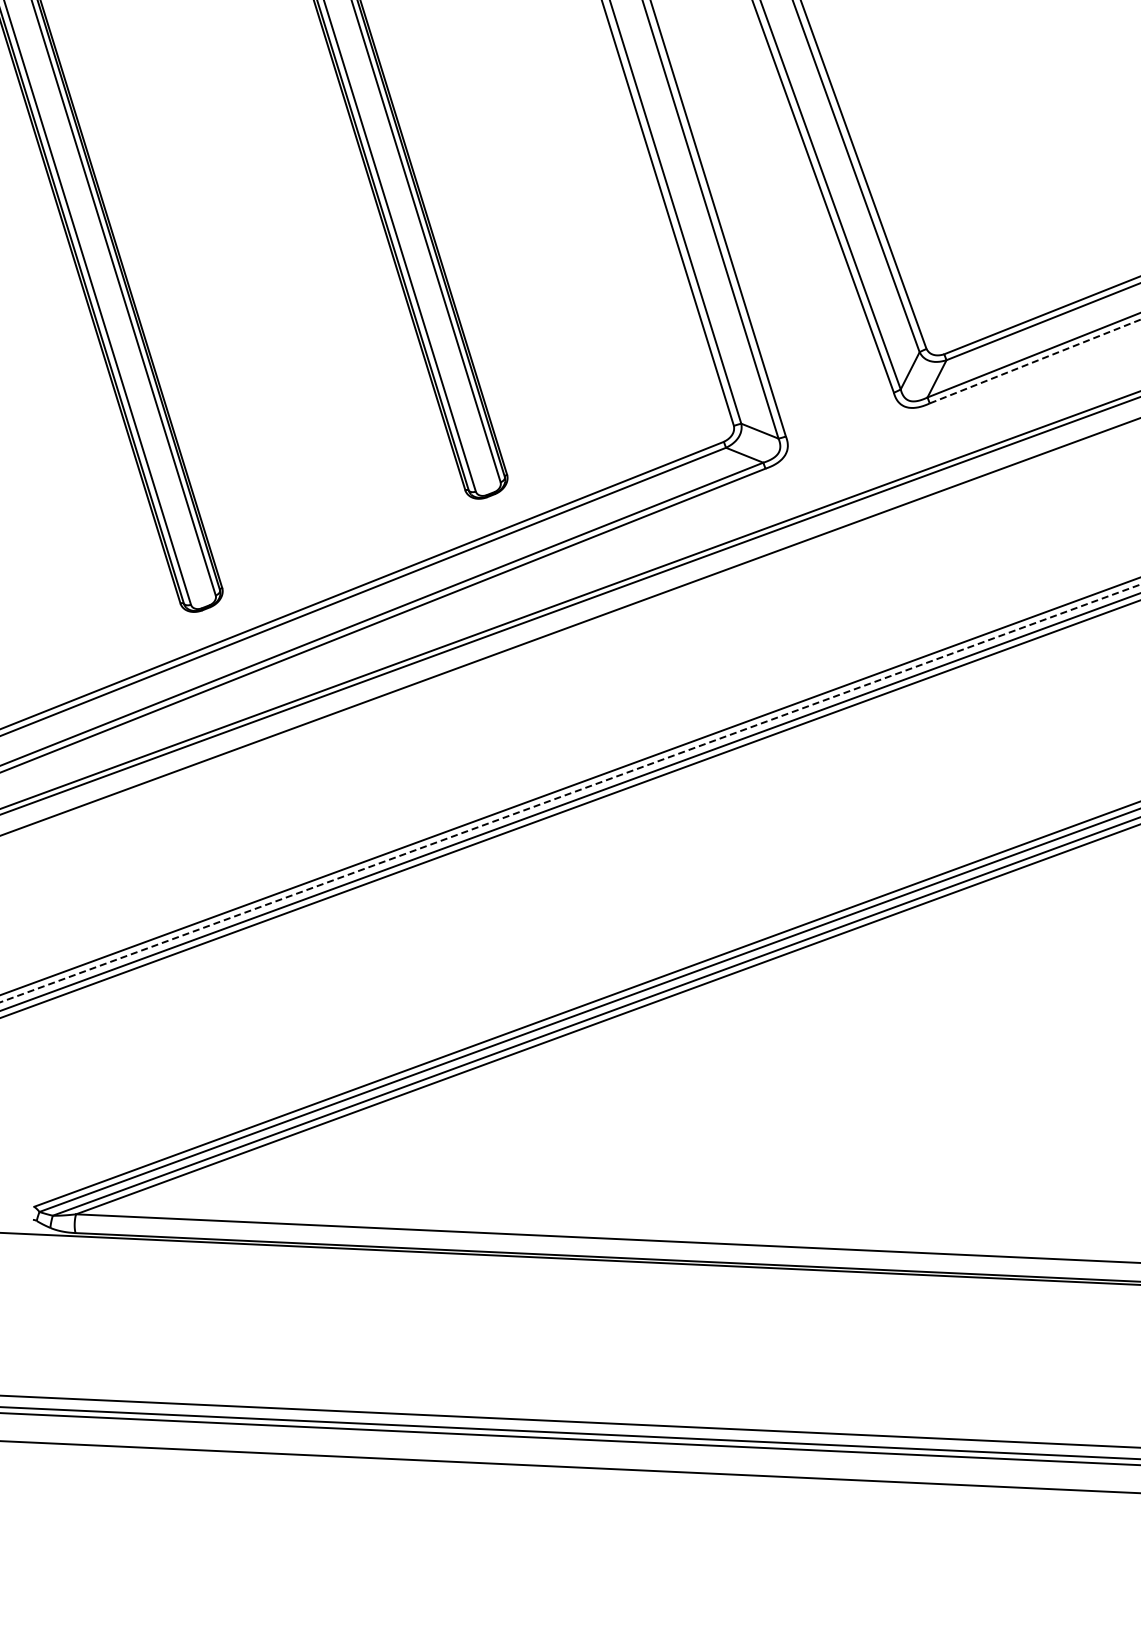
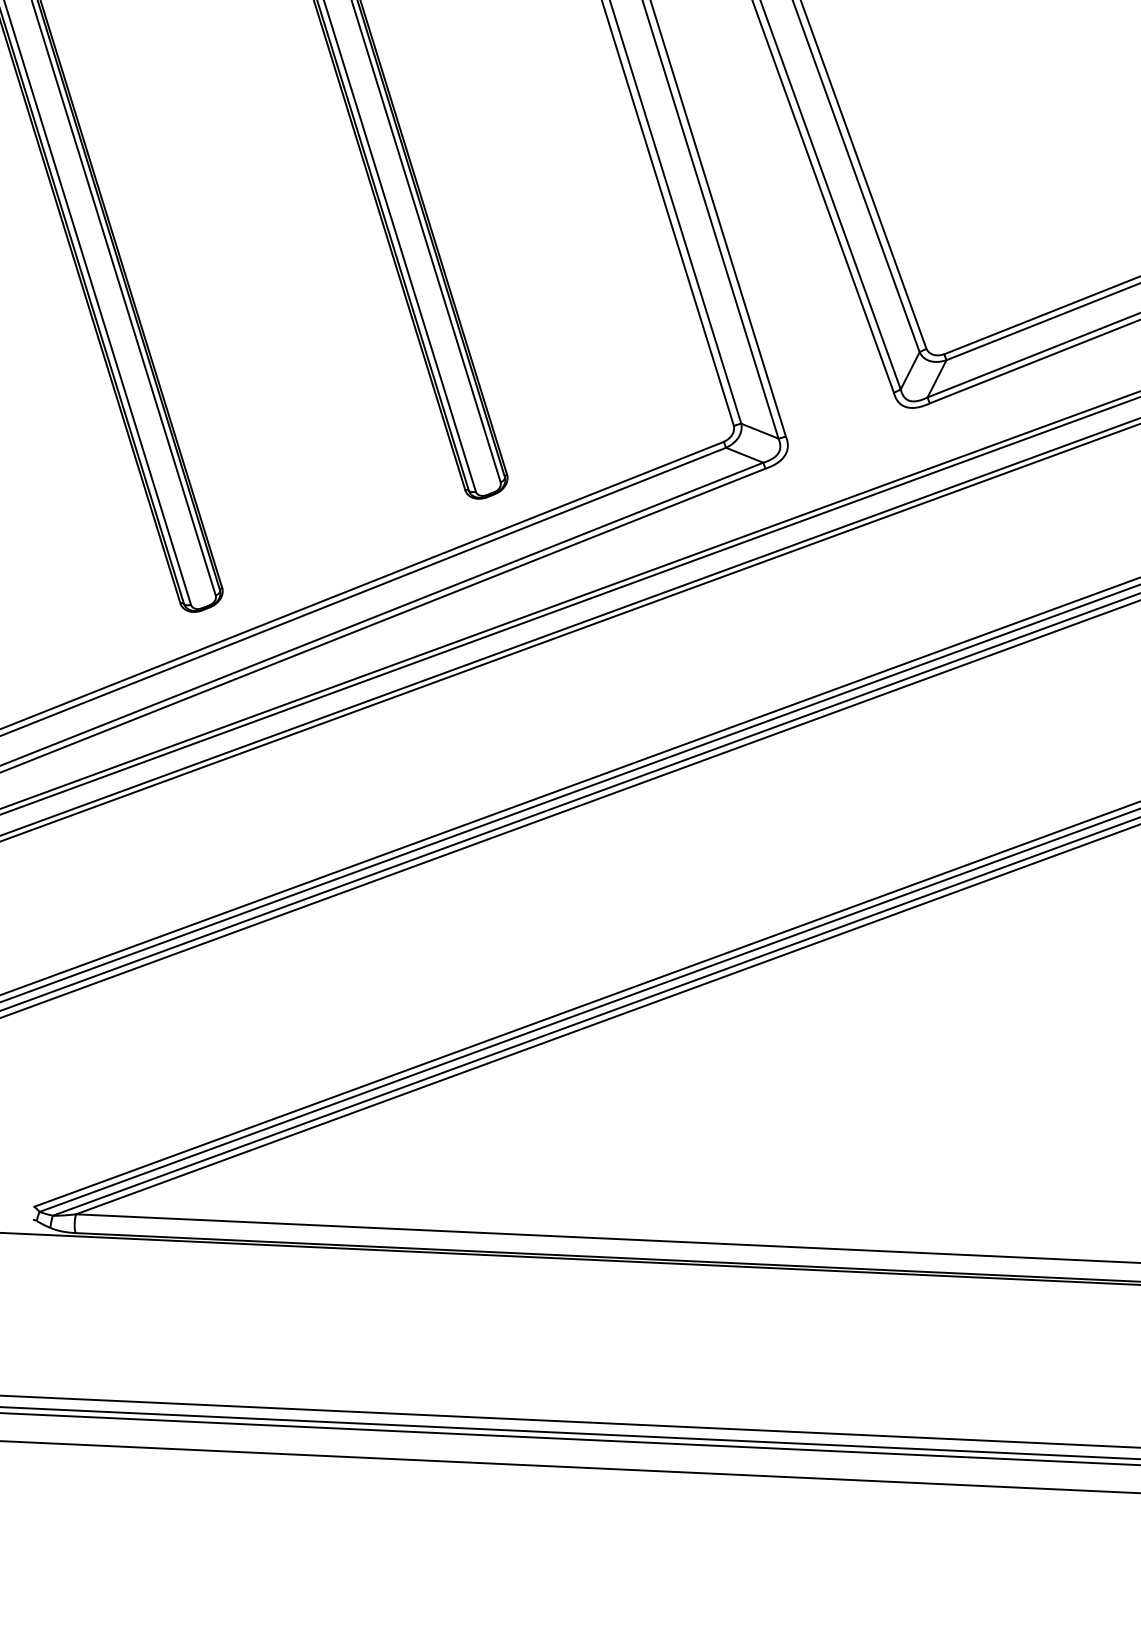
line: dashed -> solid (1035, 361)
line: none -> present (569, 632)
line: dashed -> solid (570, 793)
